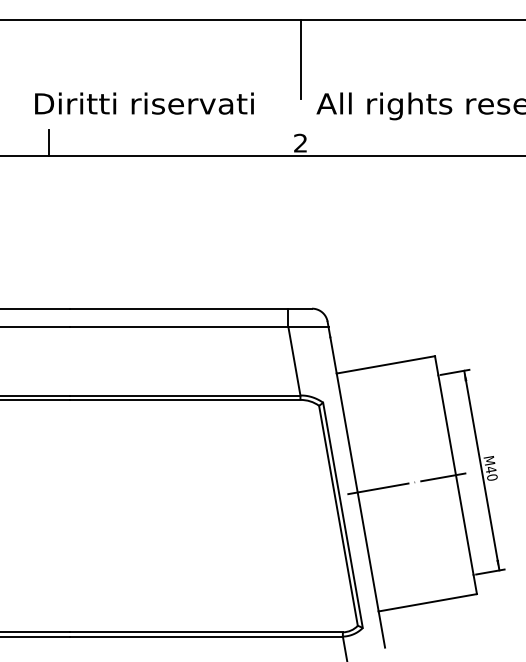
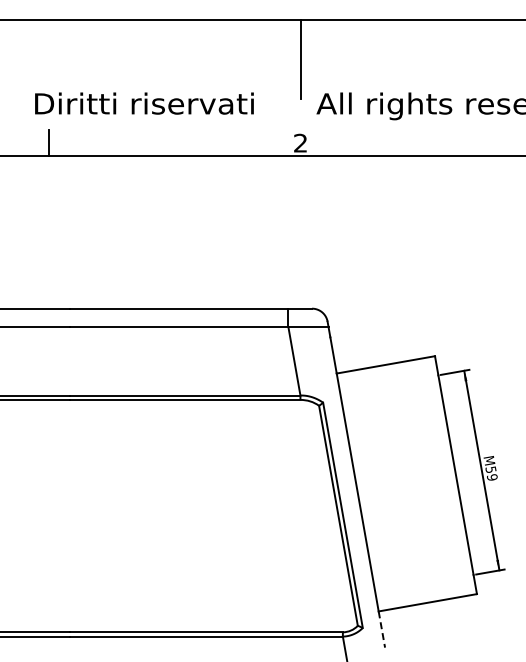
text: M40 -> M59 (491, 473)
line: present -> none (406, 483)
line: solid -> dashed (381, 630)
